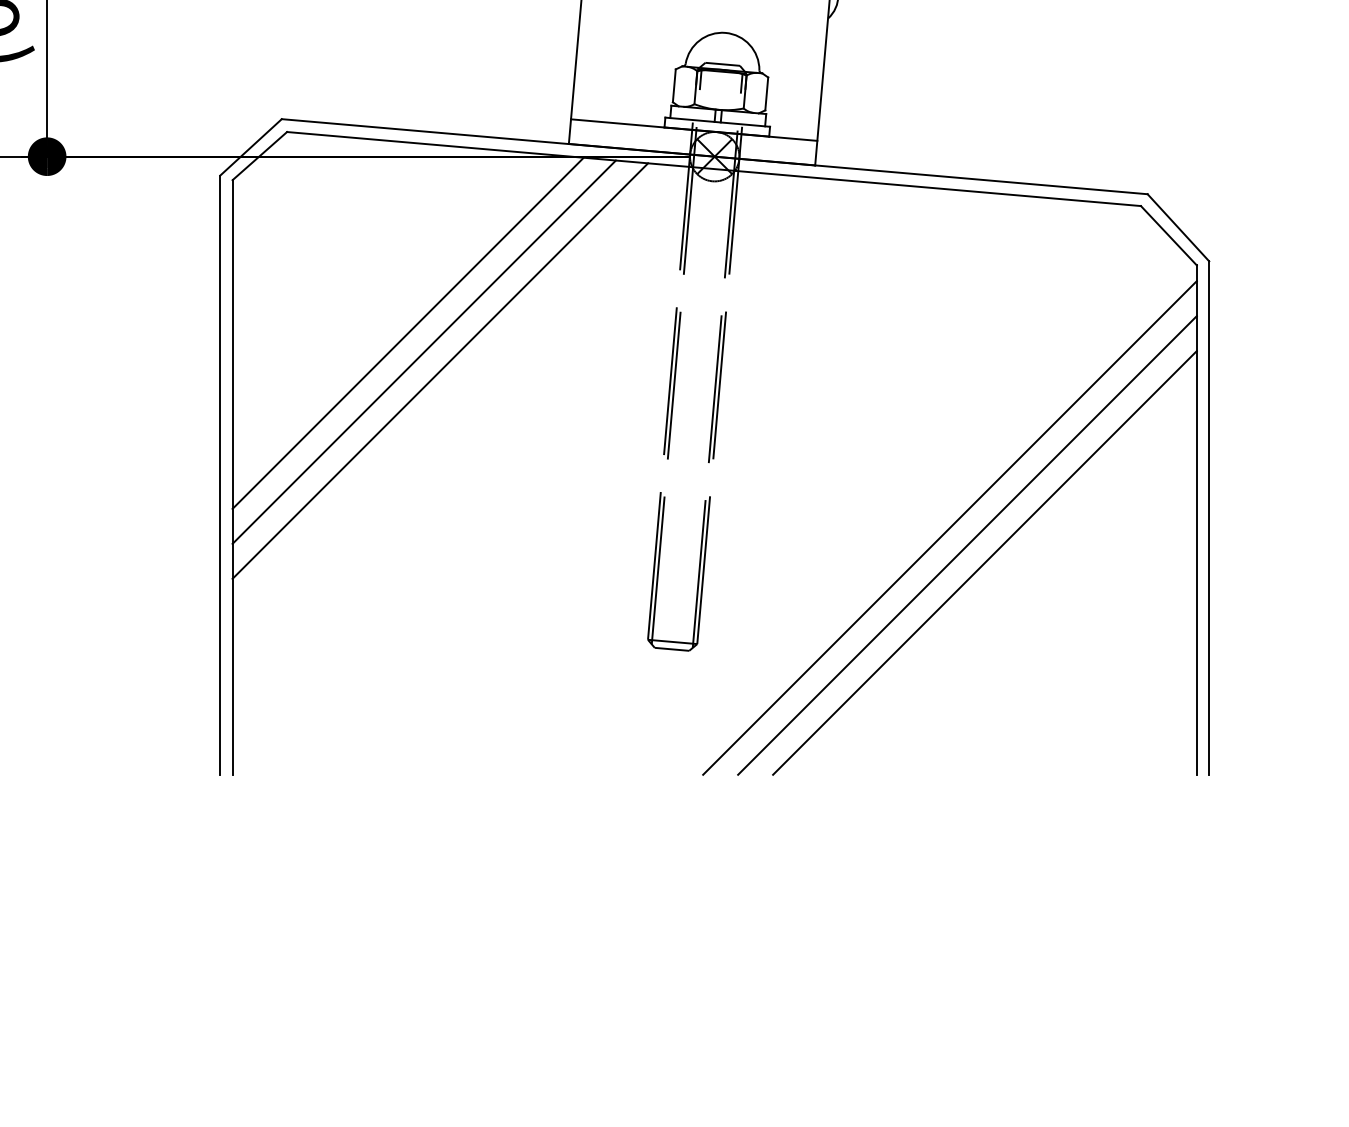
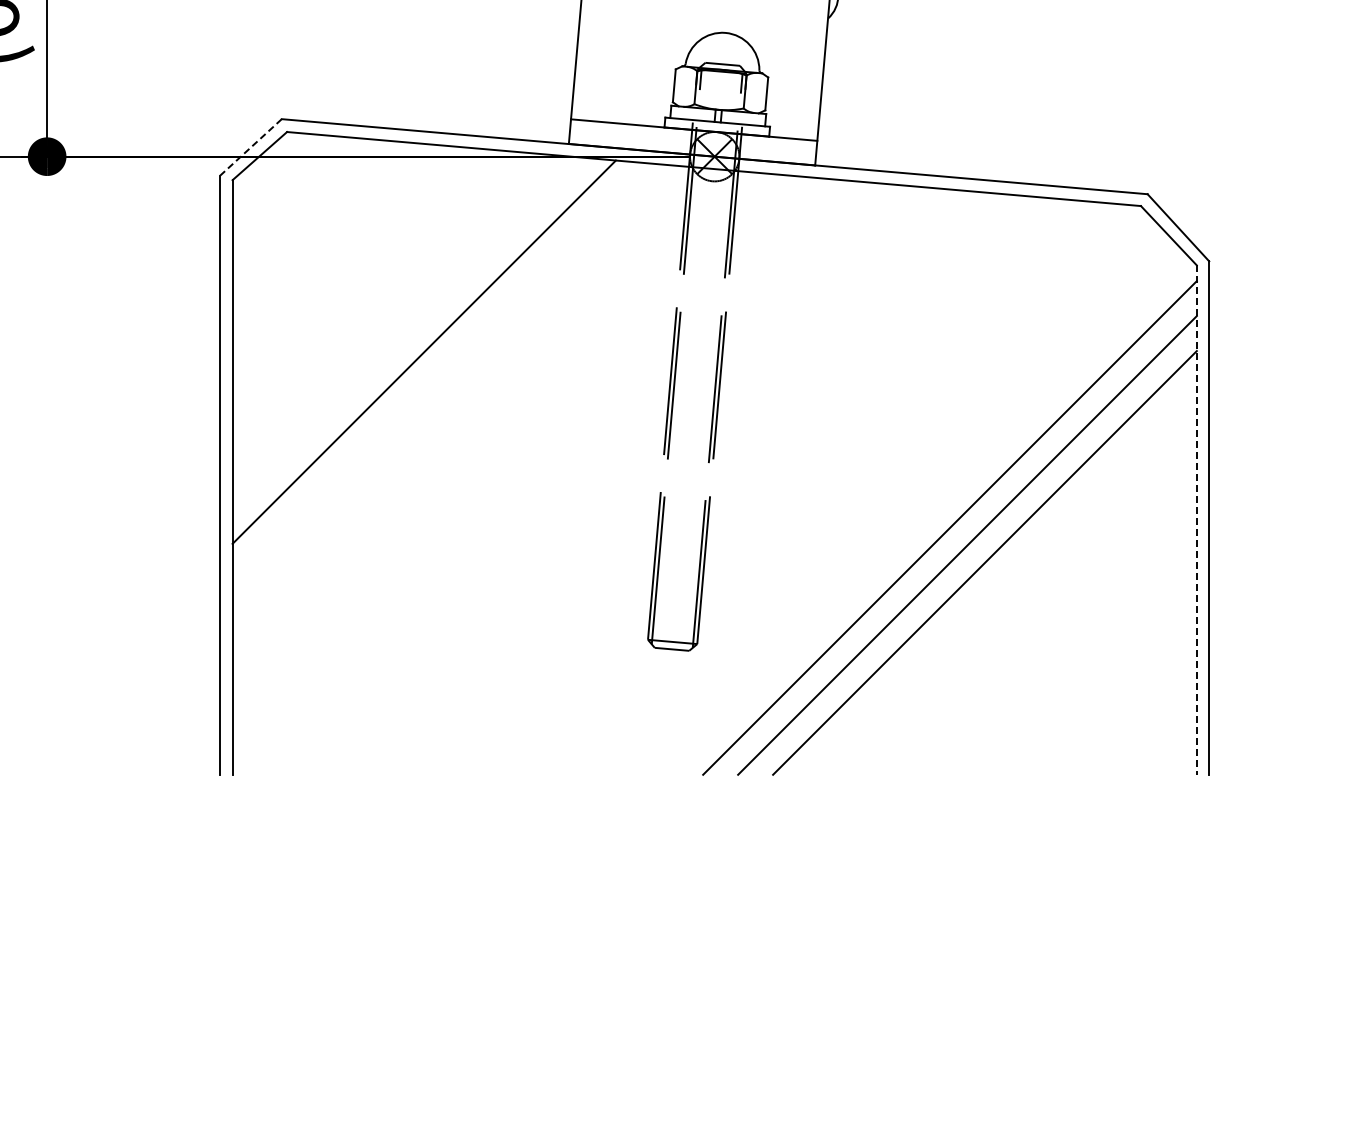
line: solid -> dashed (251, 147)
line: present -> none (407, 332)
line: present -> none (440, 370)
line: solid -> dashed (1196, 520)
